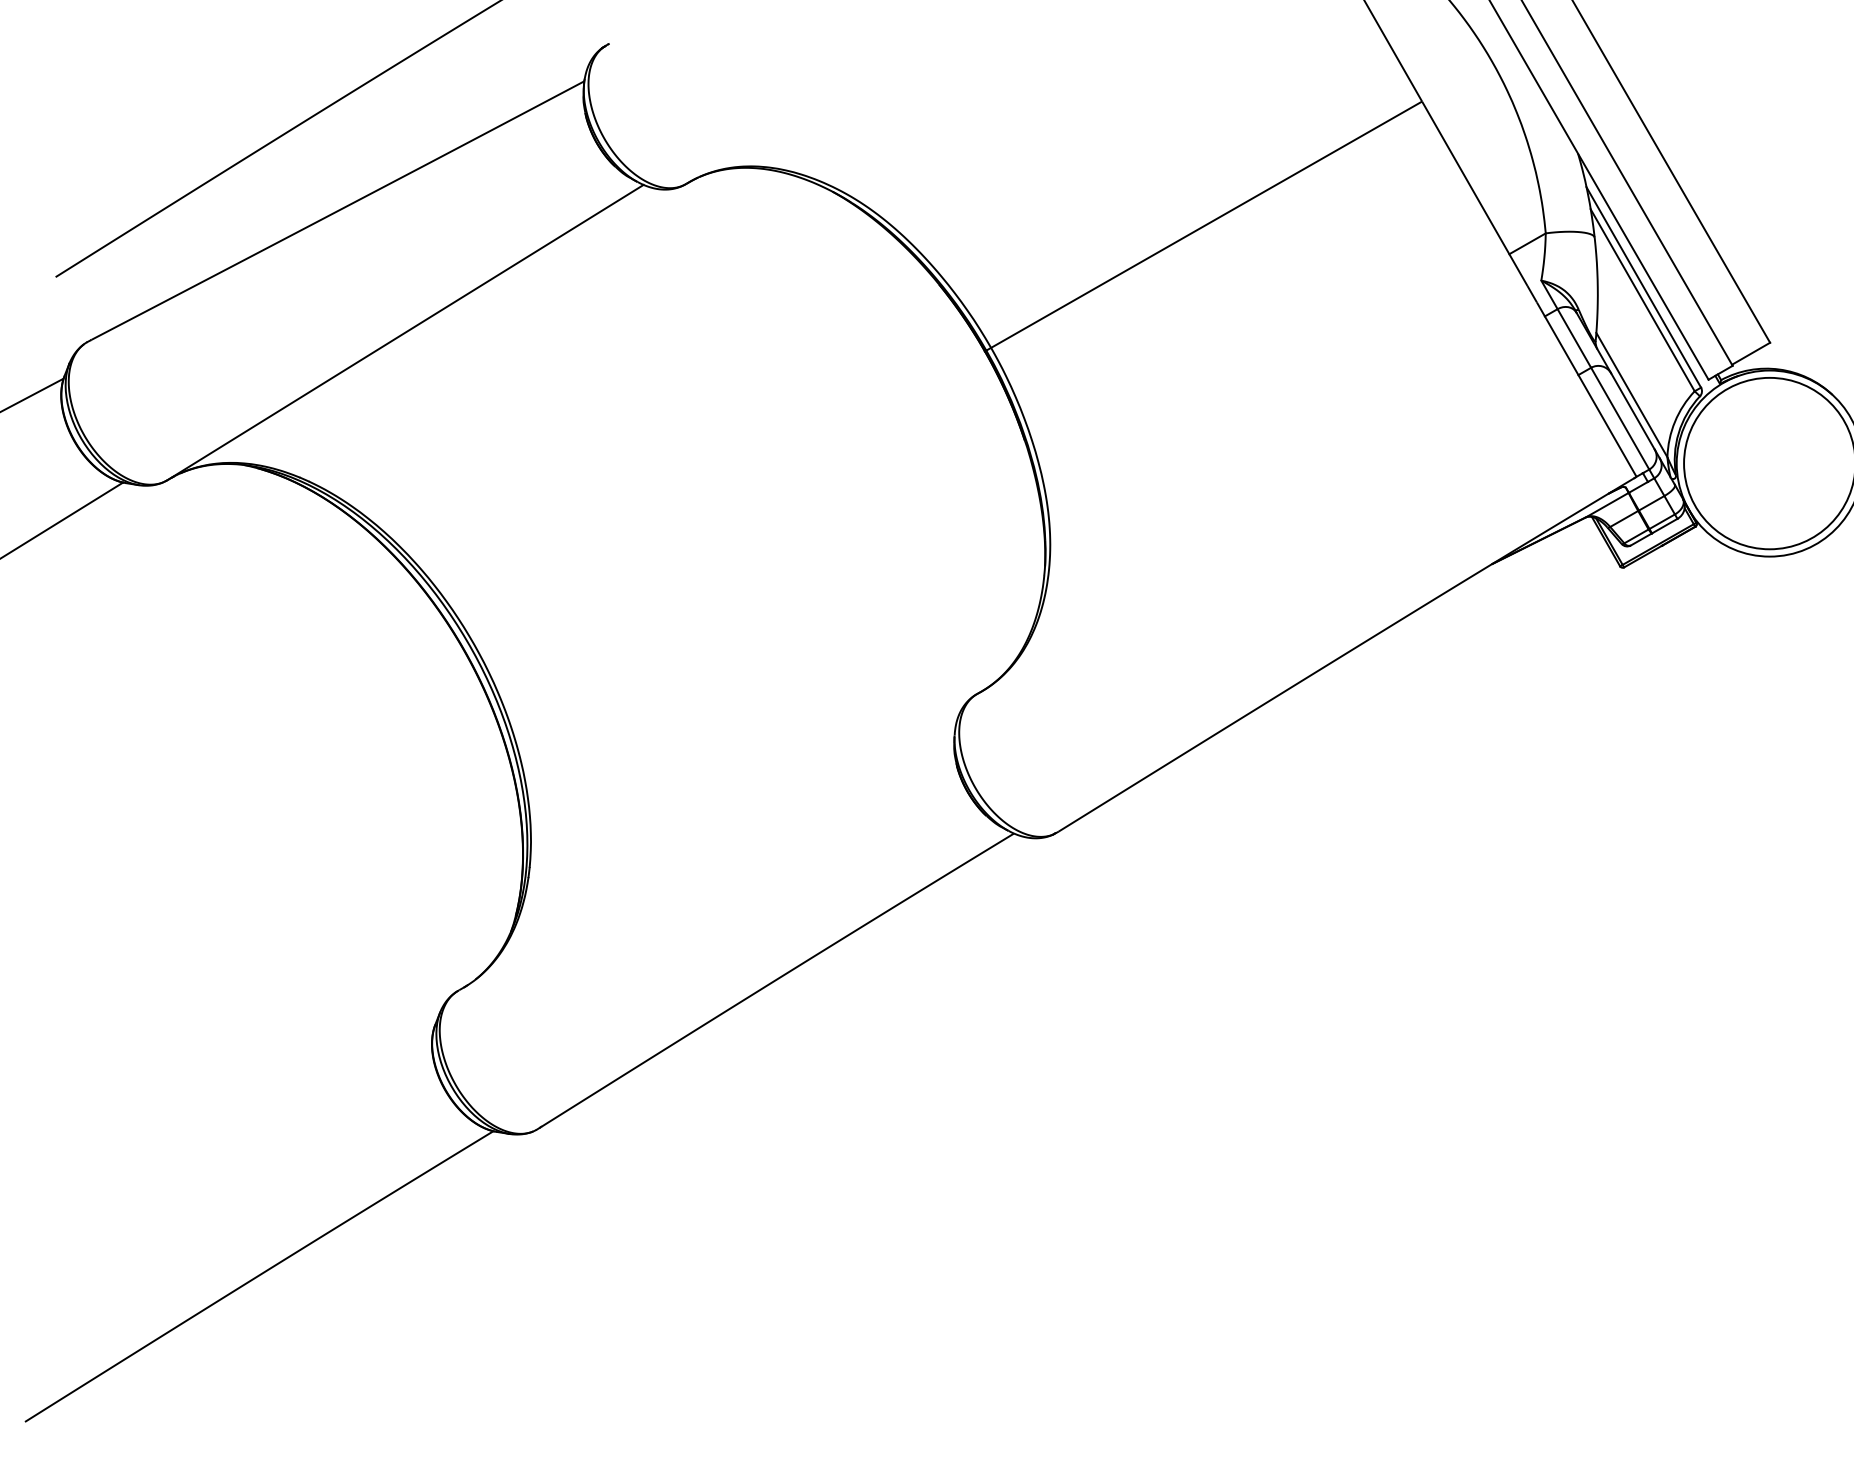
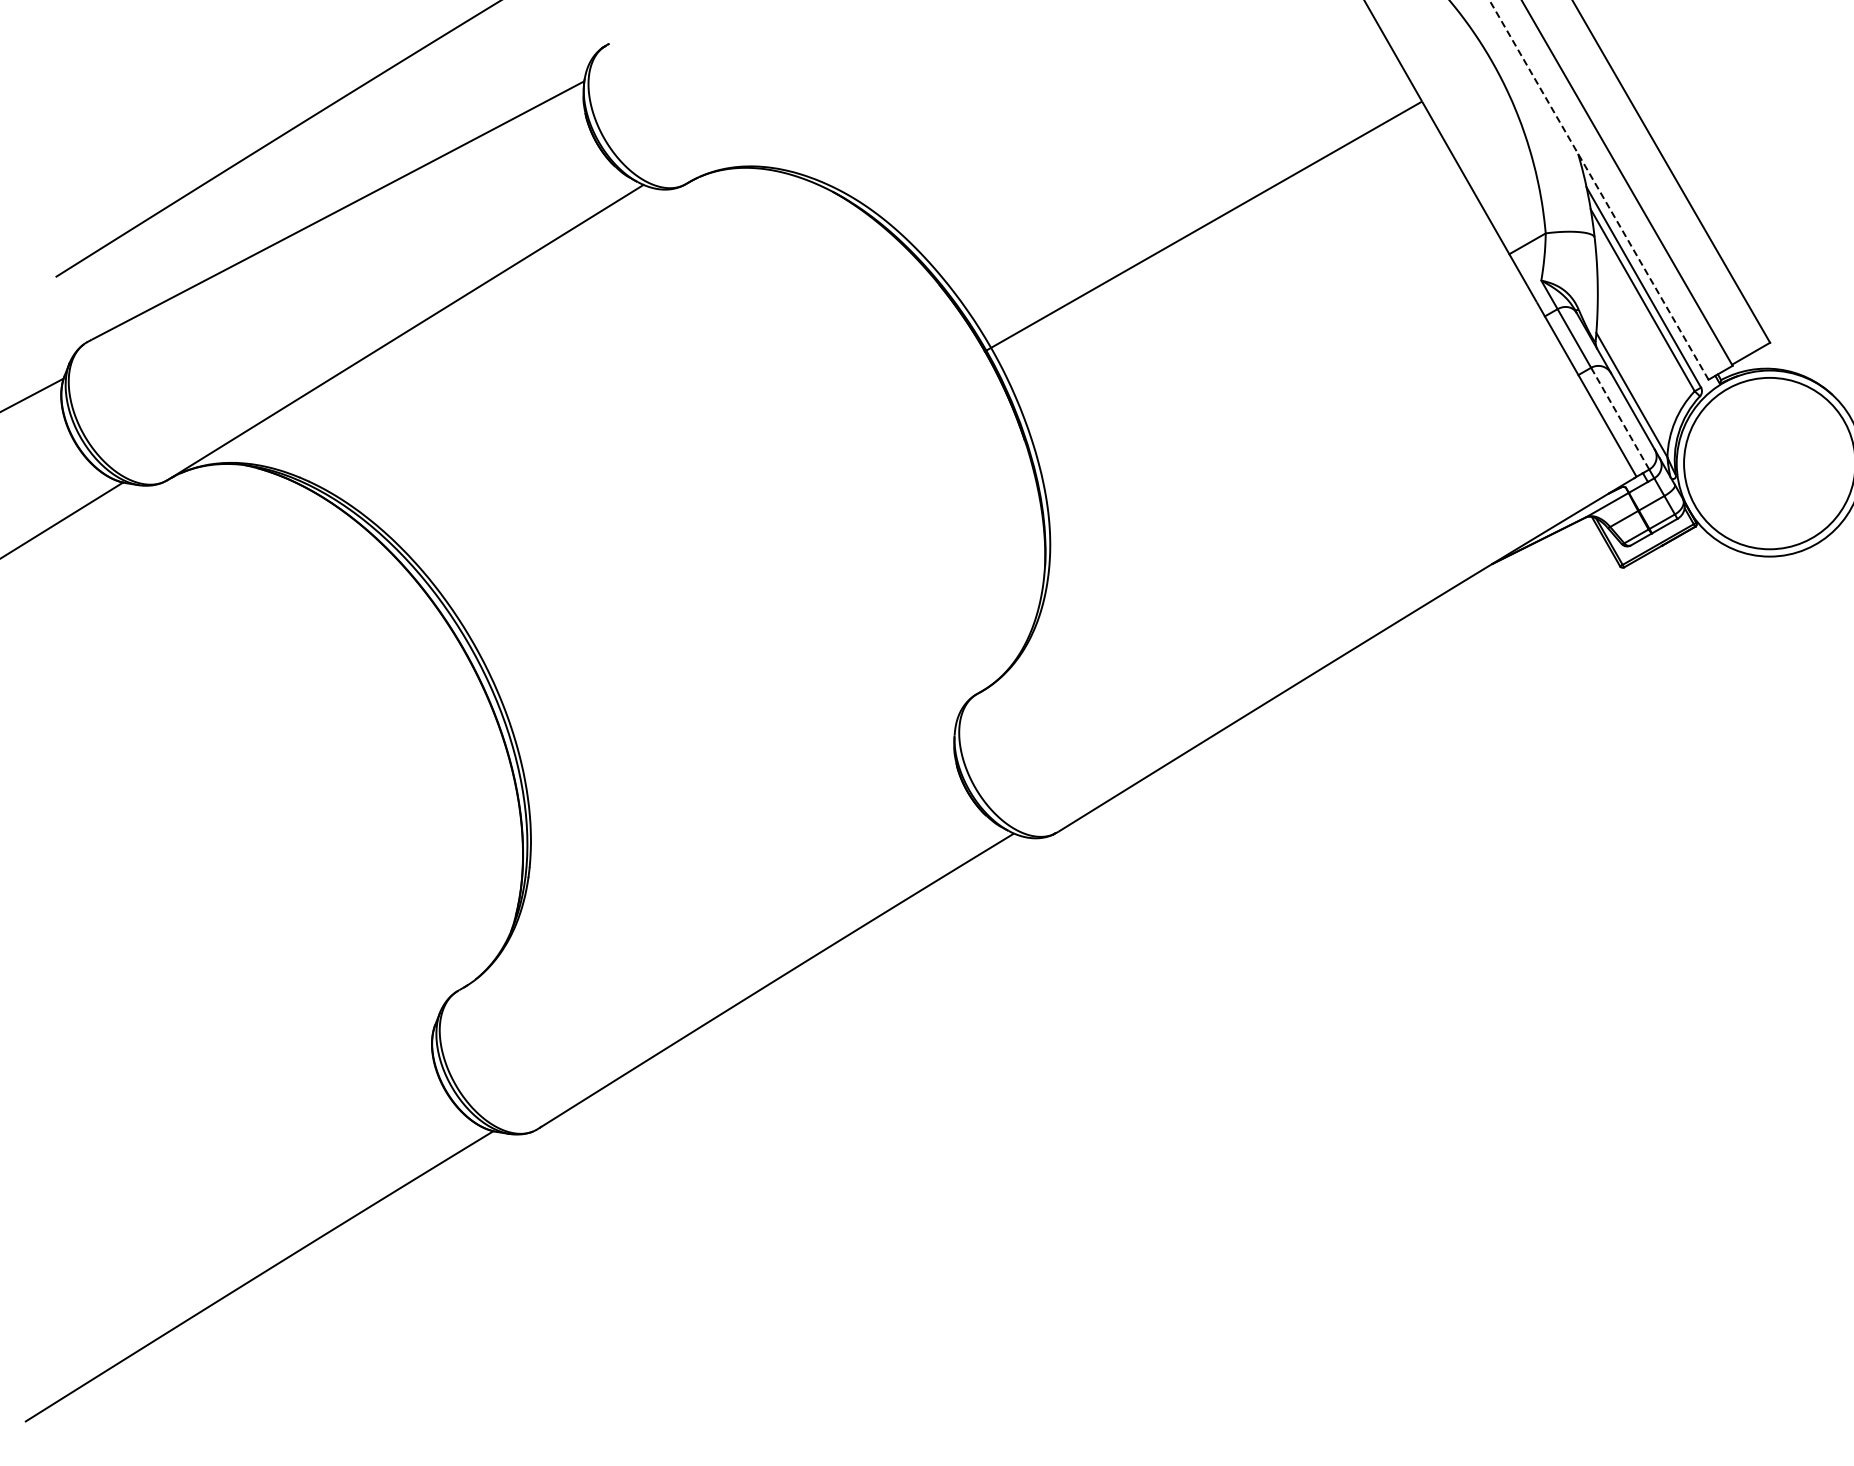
line: solid -> dashed (1599, 190)
line: solid -> dashed (1620, 418)
